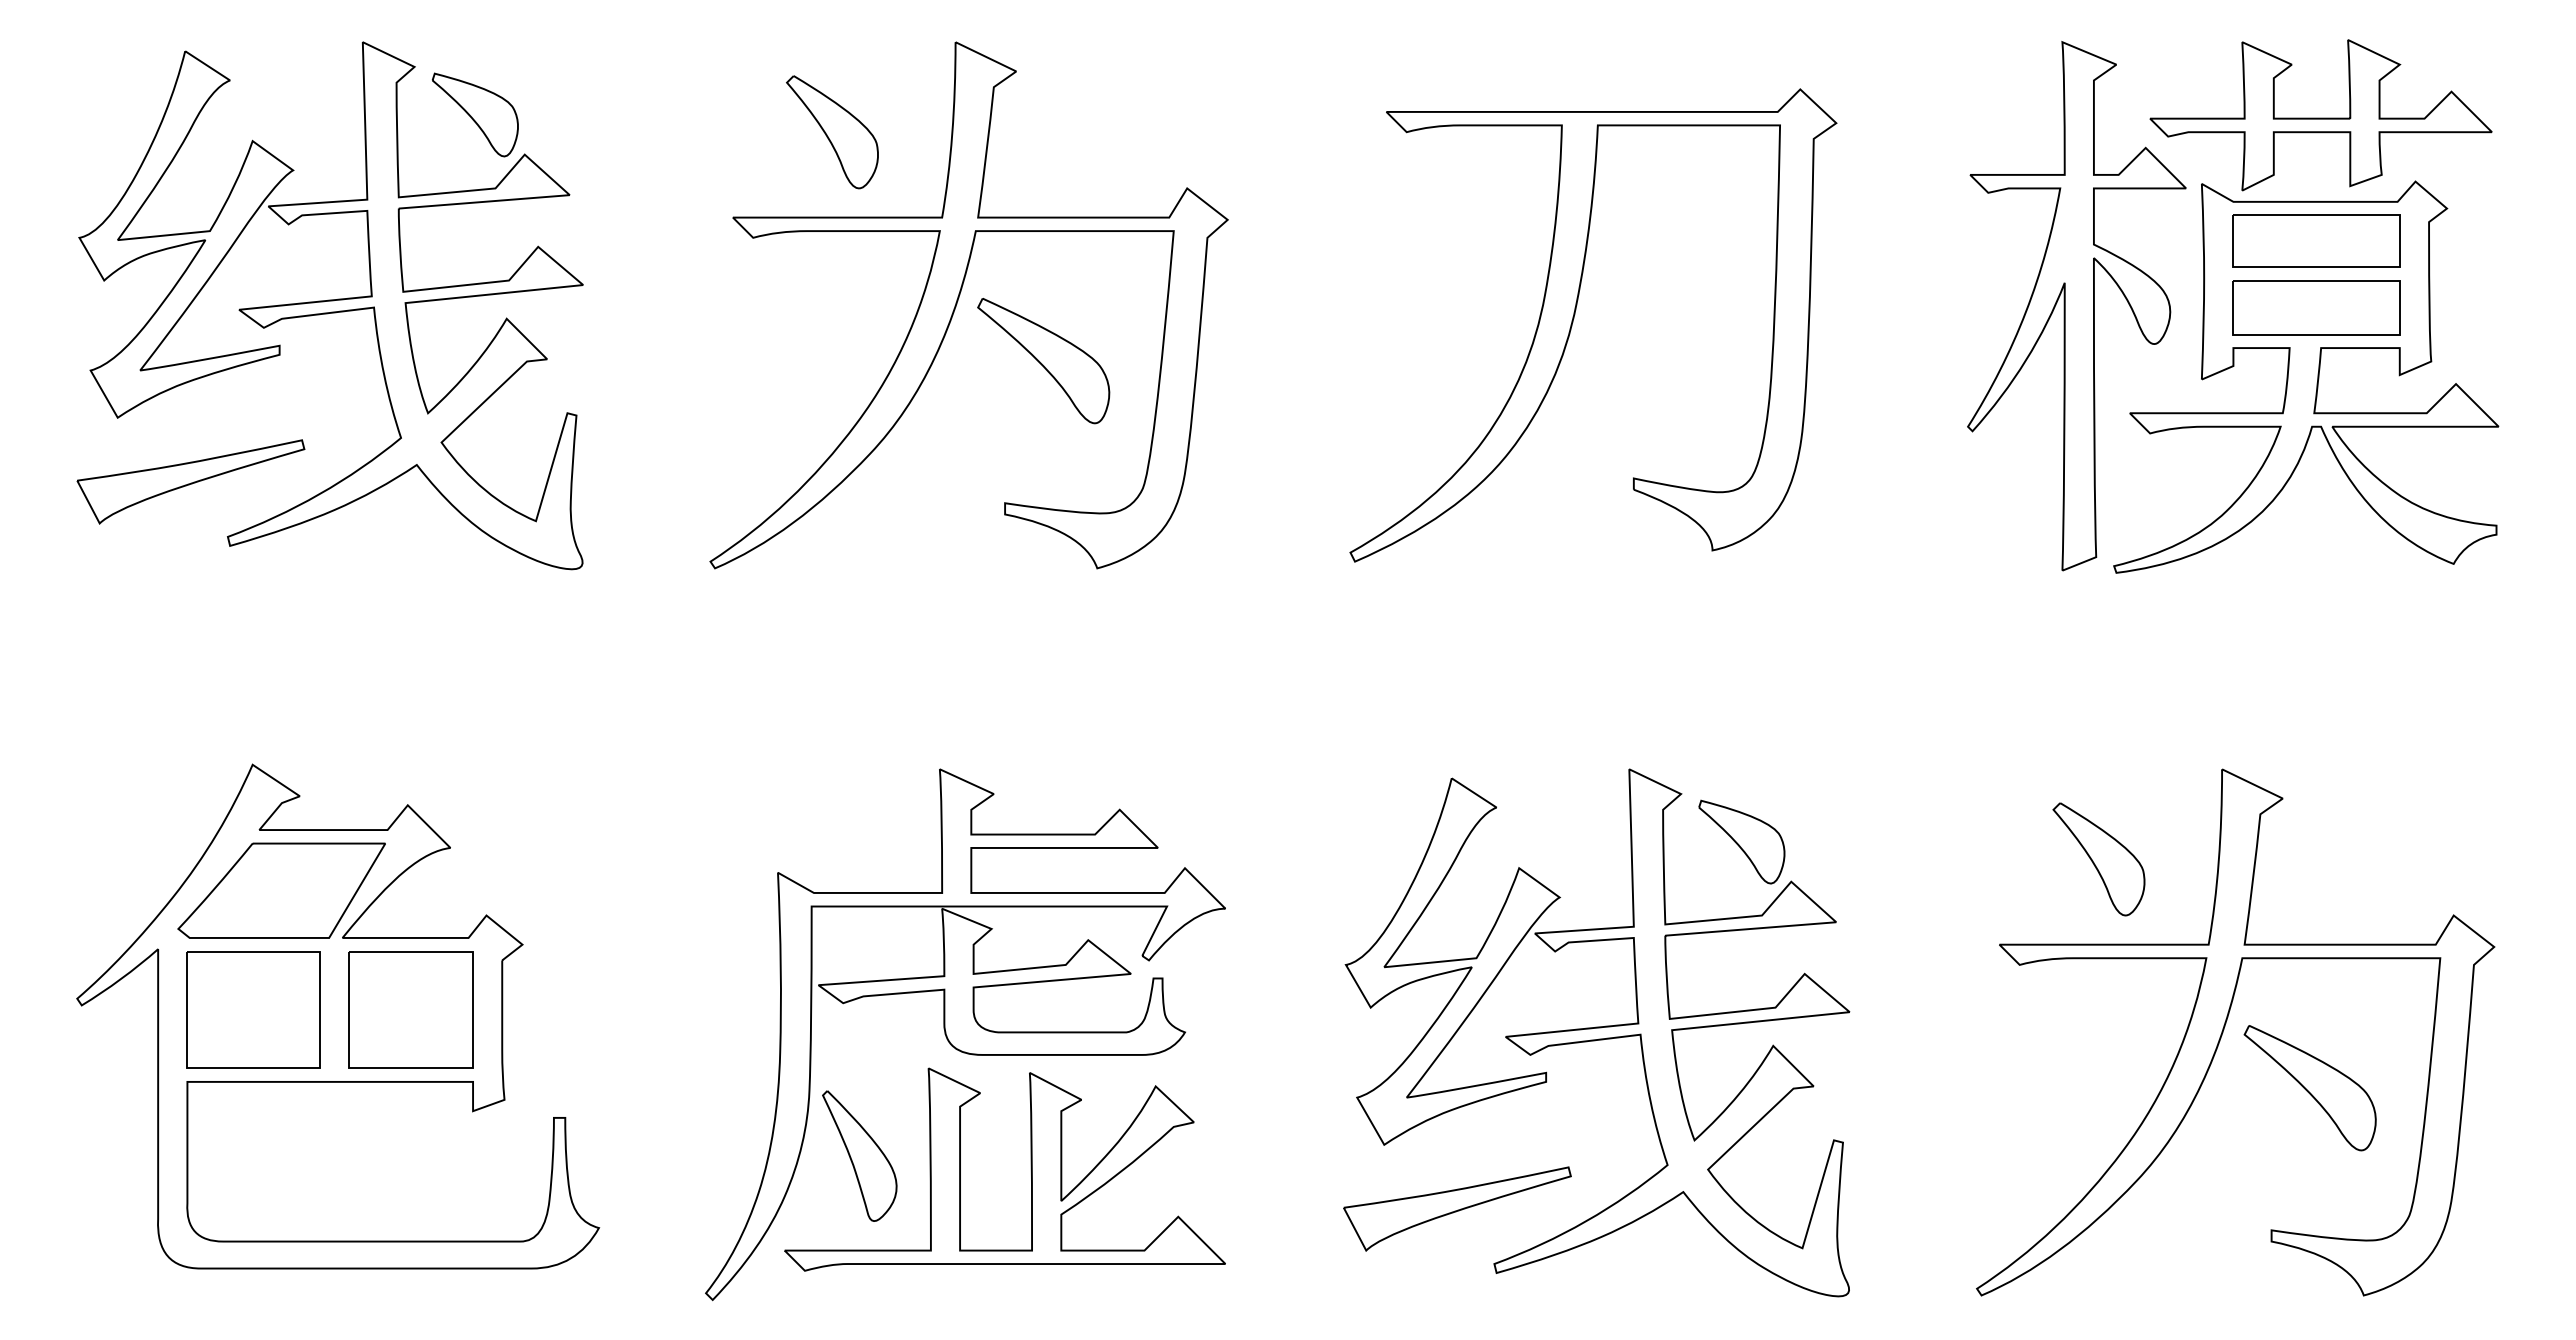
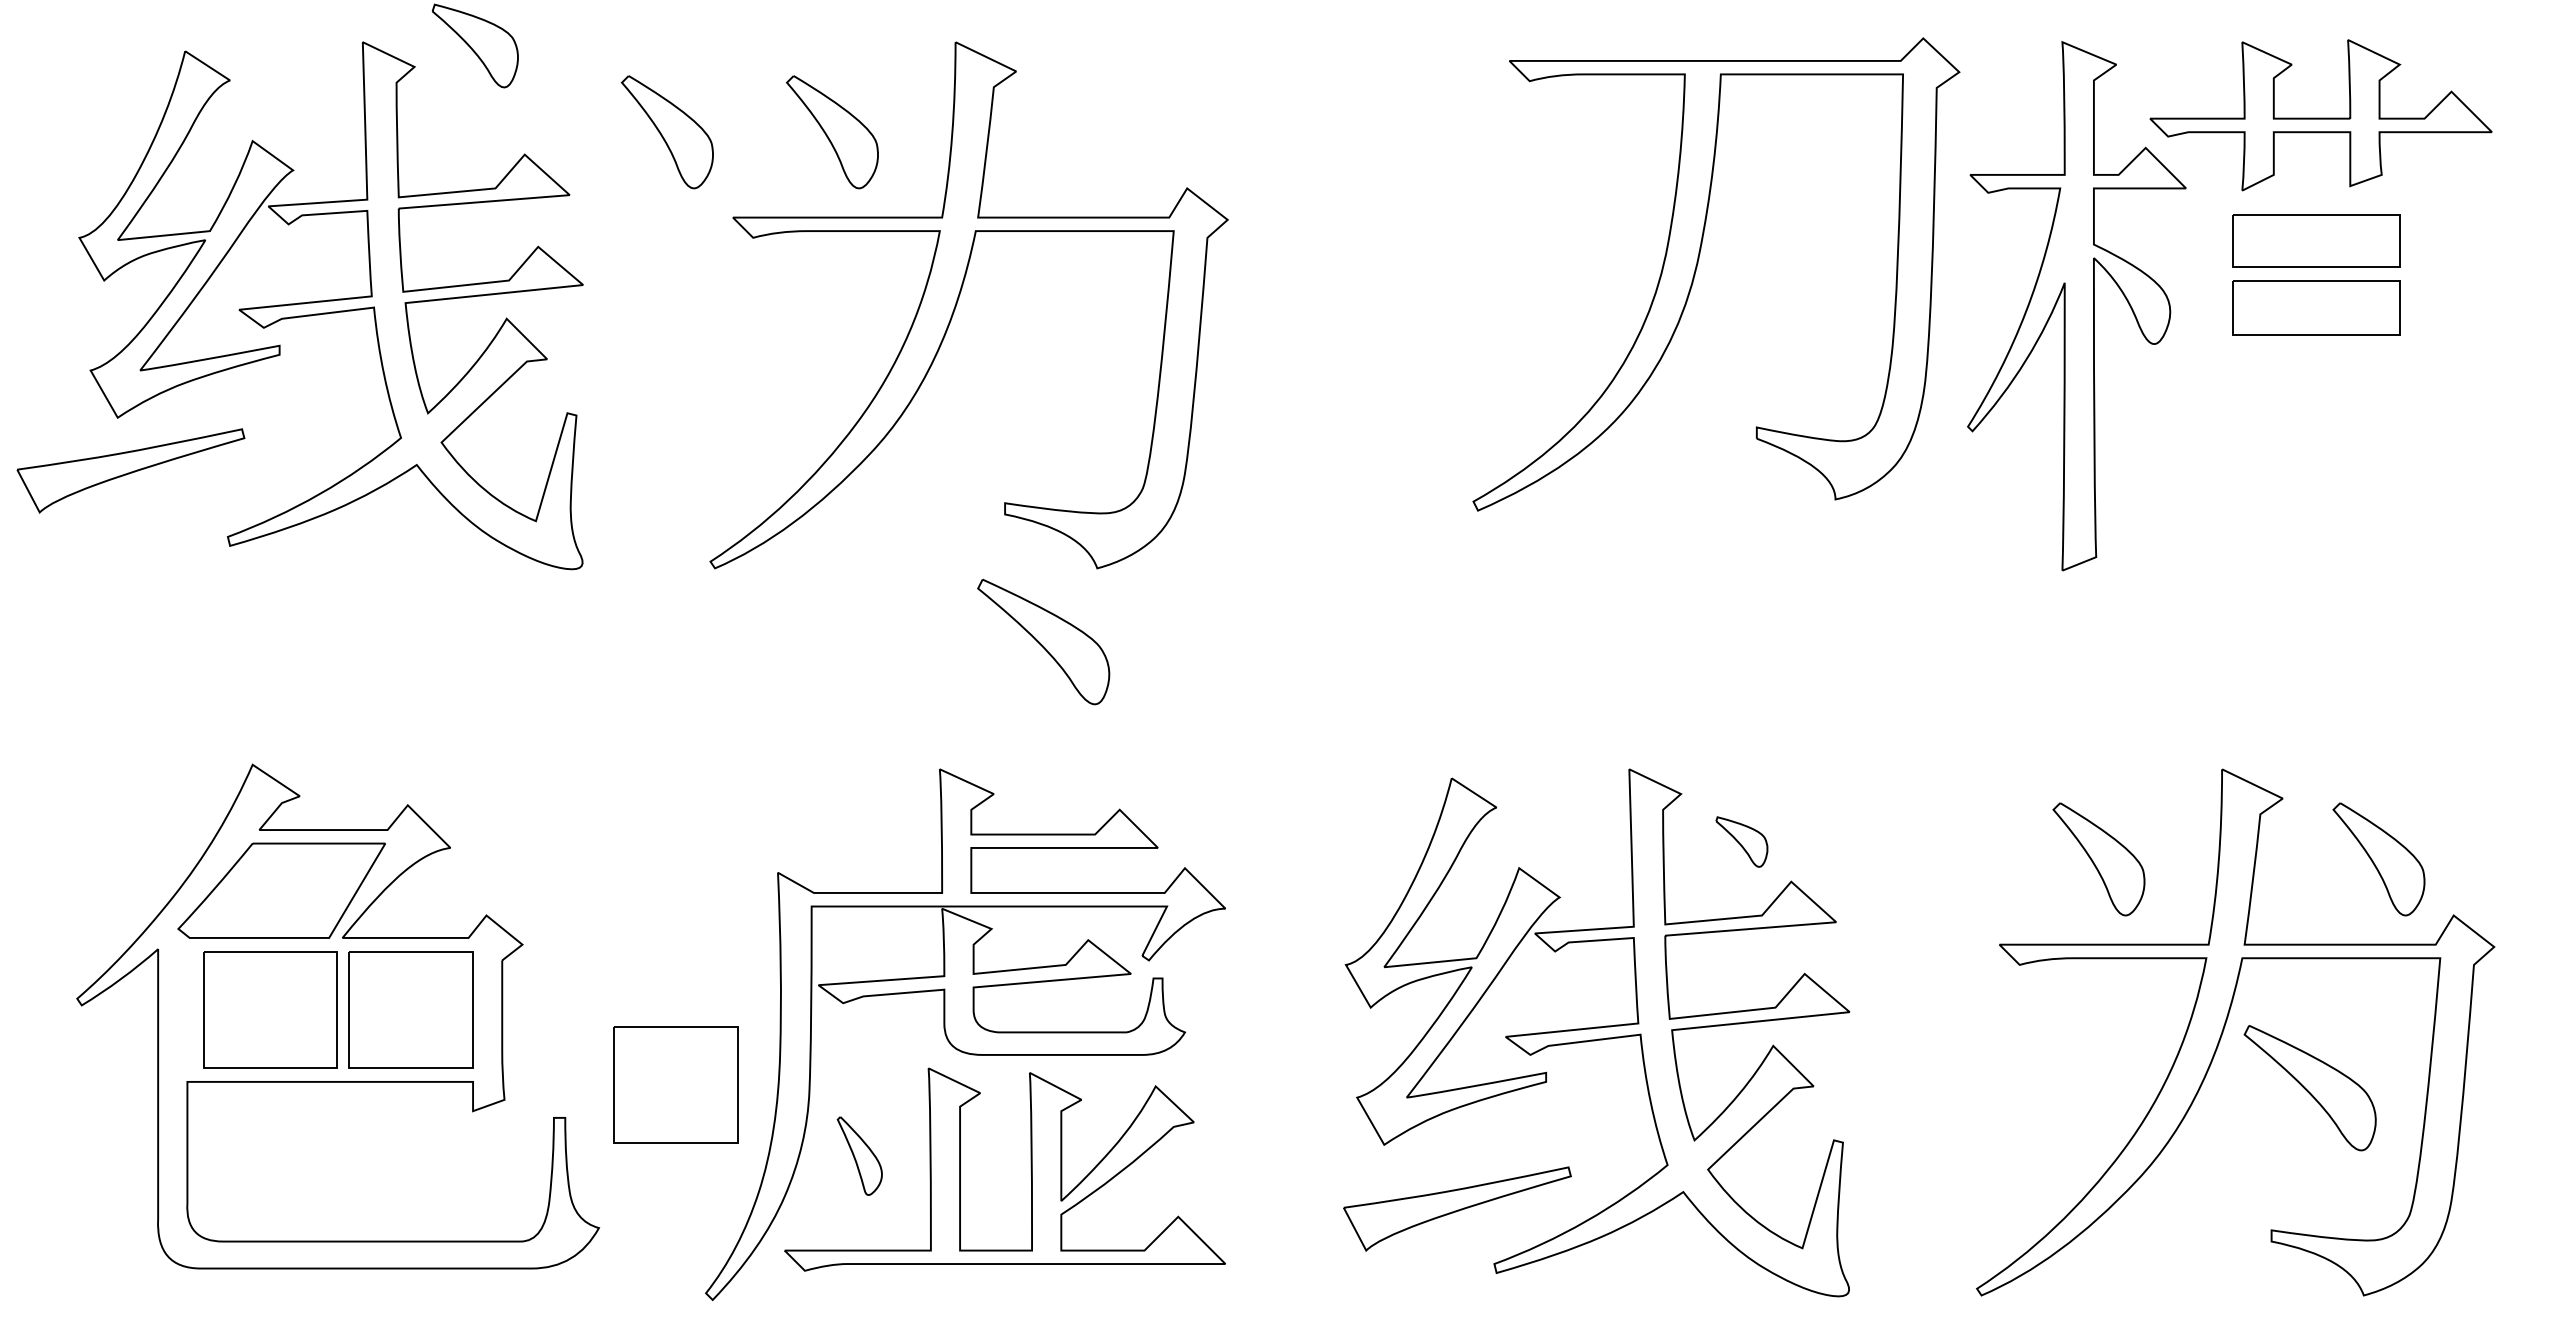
part position: (474, 114) -> (474, 45) (474, 45)
part: none -> present (667, 132)
part position: (1573, 322) -> (1696, 271) (1696, 271)
part position: (1043, 361) -> (1043, 642) (1043, 642)
part: present -> none (2306, 376)
part position: (190, 481) -> (130, 470) (130, 470)
part size: 88x86 px -> 54x52 px (1741, 841)
part: none -> present (2378, 859)
part position: (253, 1009) -> (270, 1009) (270, 1009)
part: none -> present (675, 1084)
part size: 76x132 px -> 47x80 px (859, 1155)
